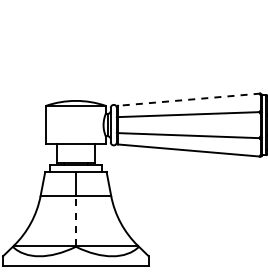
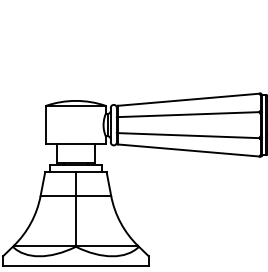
line: dashed -> solid (189, 99)
line: dashed -> solid (75, 220)
